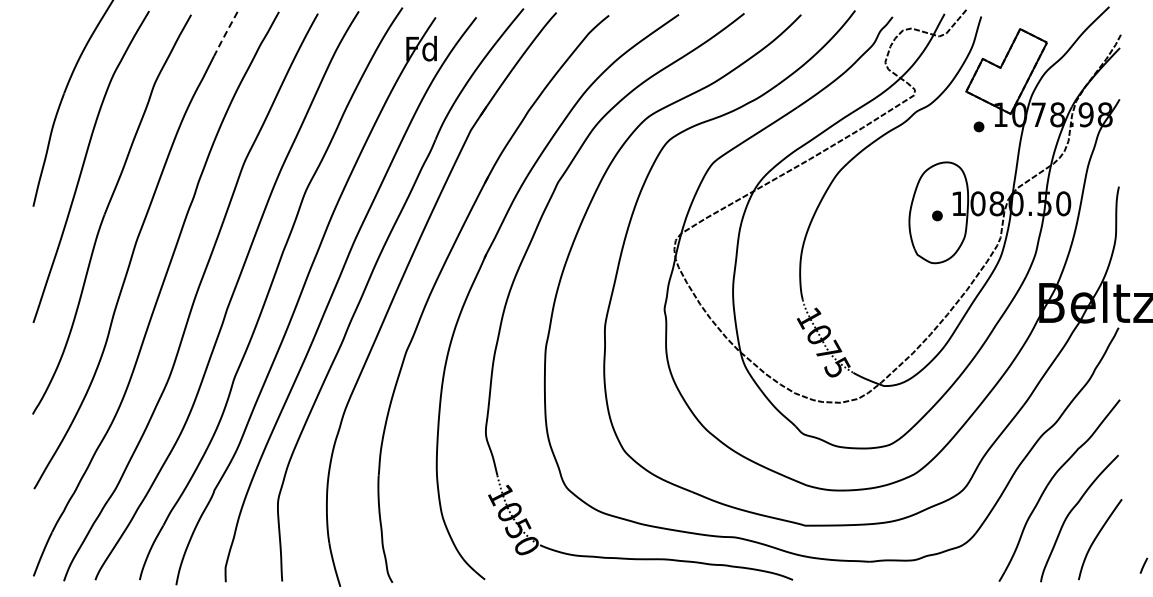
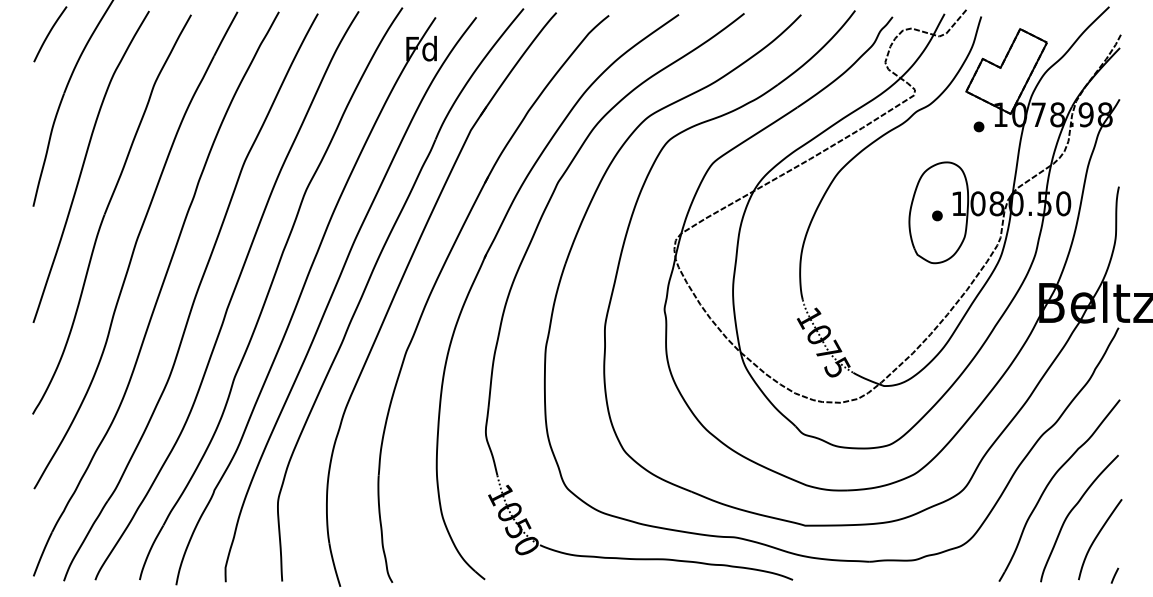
curve: none -> present (50, 33)
line: dashed -> solid (225, 34)
line position: (1143, 565) -> (1114, 575) (1114, 575)
